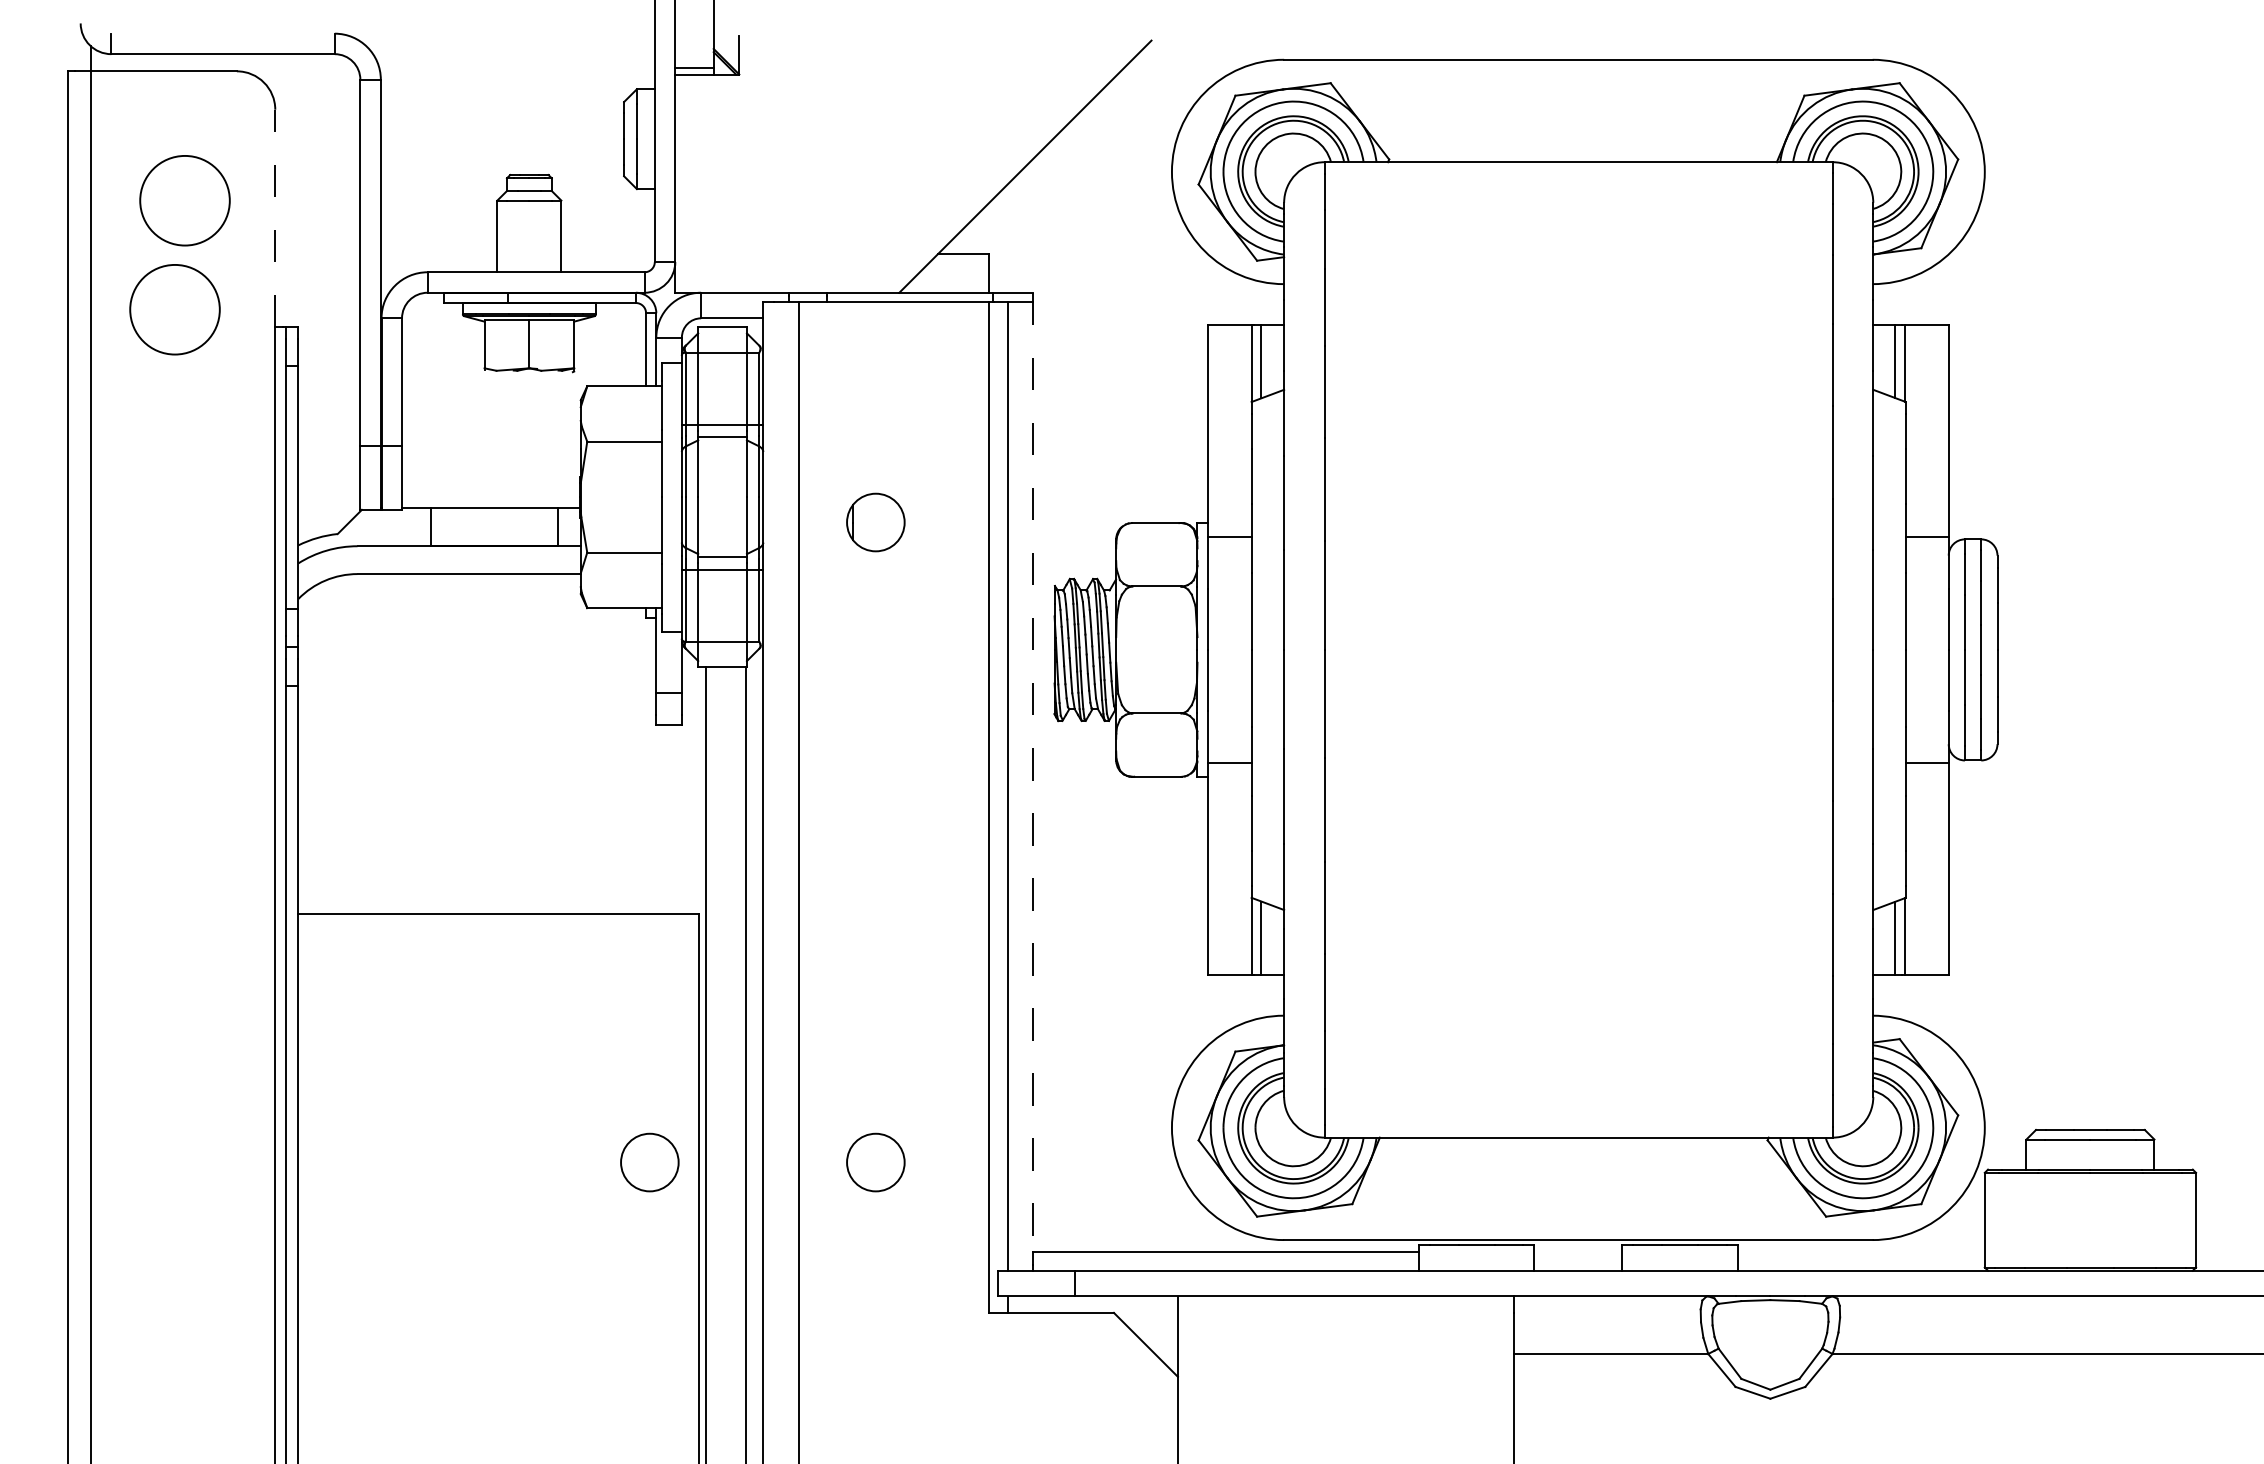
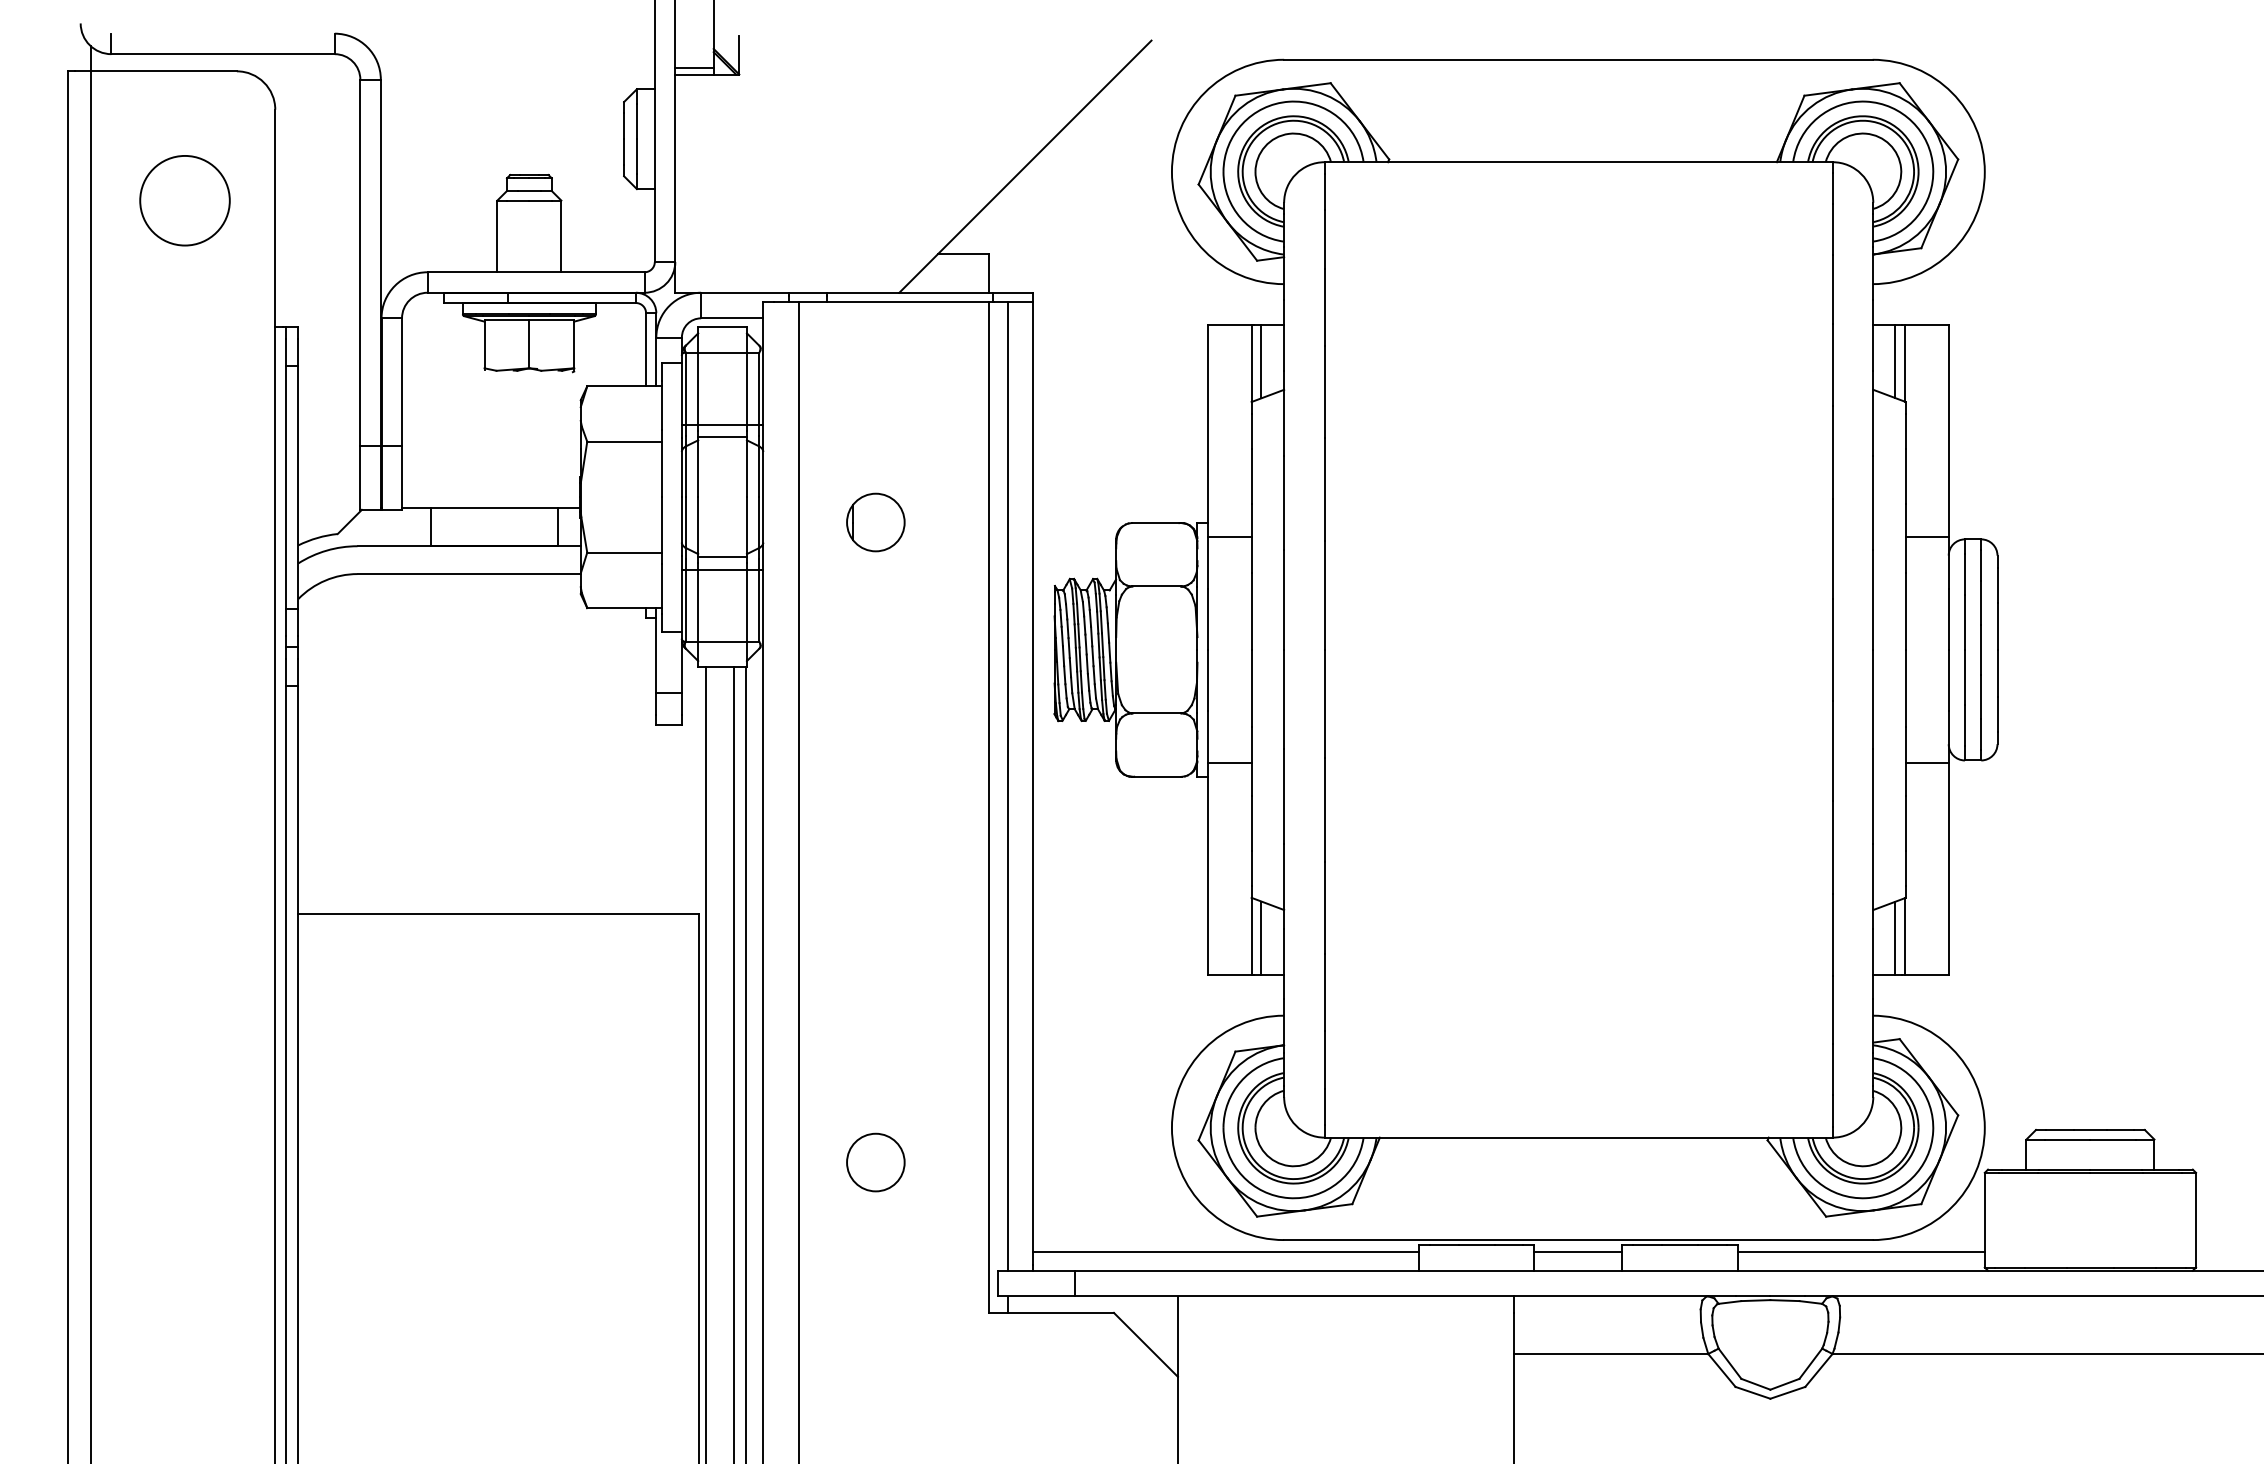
line: dashed -> solid (275, 218)
circle: present -> none (174, 309)
line: dashed -> solid (1033, 772)
line: none -> present (733, 1063)
circle: present -> none (649, 1162)
line: none -> present (1578, 1251)
line: none -> present (1860, 1251)
